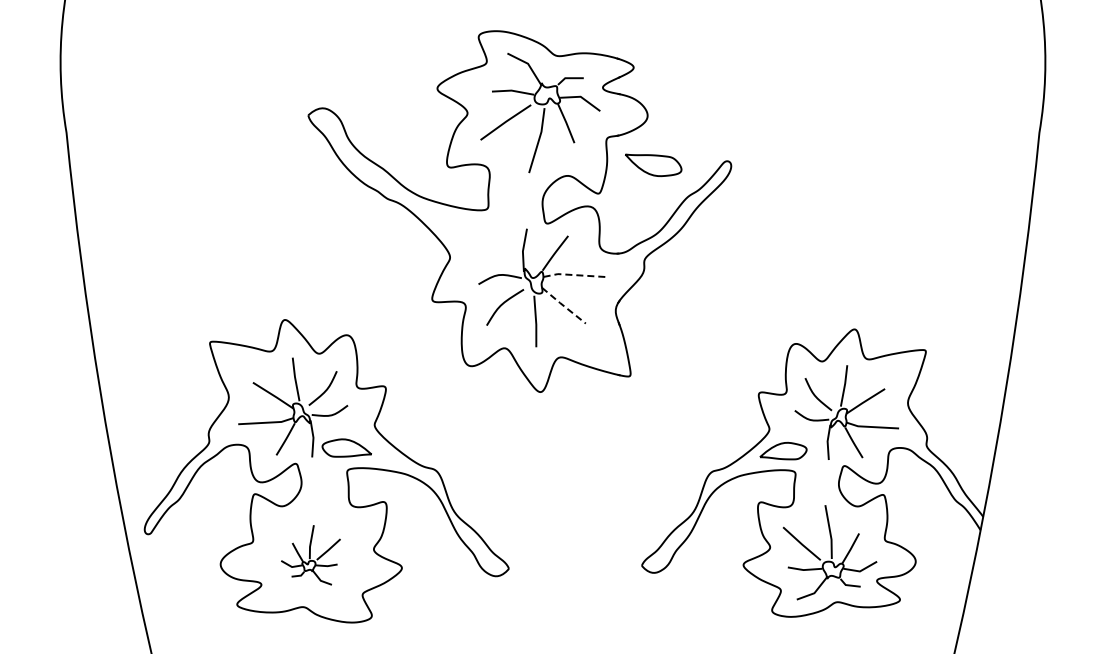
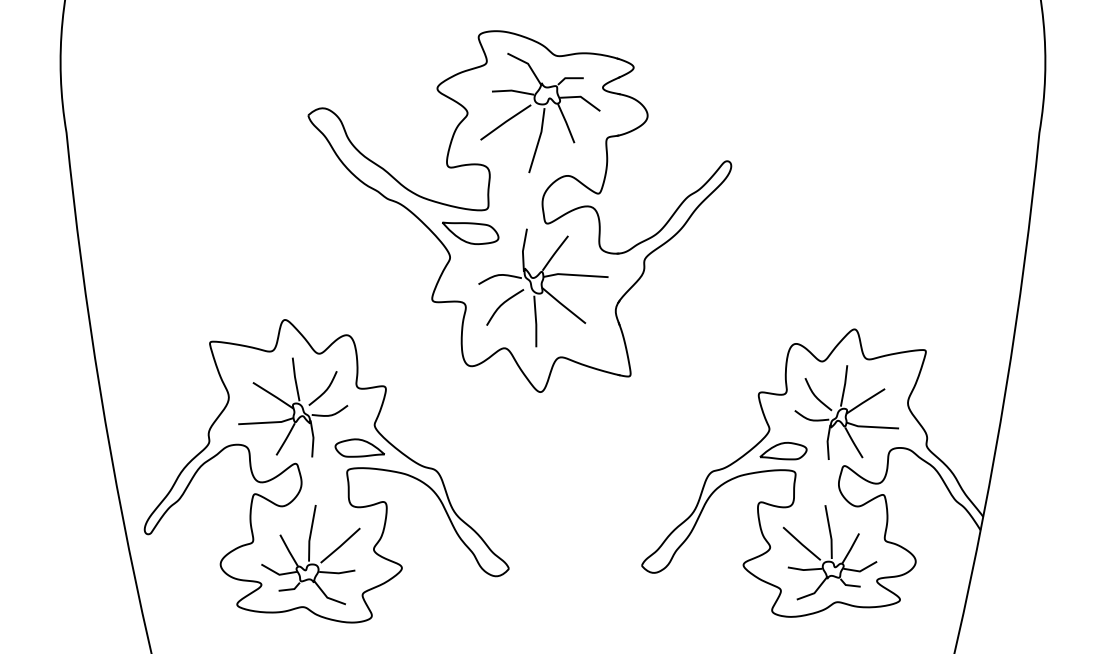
part position: (653, 165) -> (470, 233) (470, 233)
line: dashed -> solid (575, 275)
line: dashed -> solid (563, 305)
part position: (346, 447) -> (359, 447) (359, 447)
part size: 60x61 px -> 100x101 px (310, 555)
